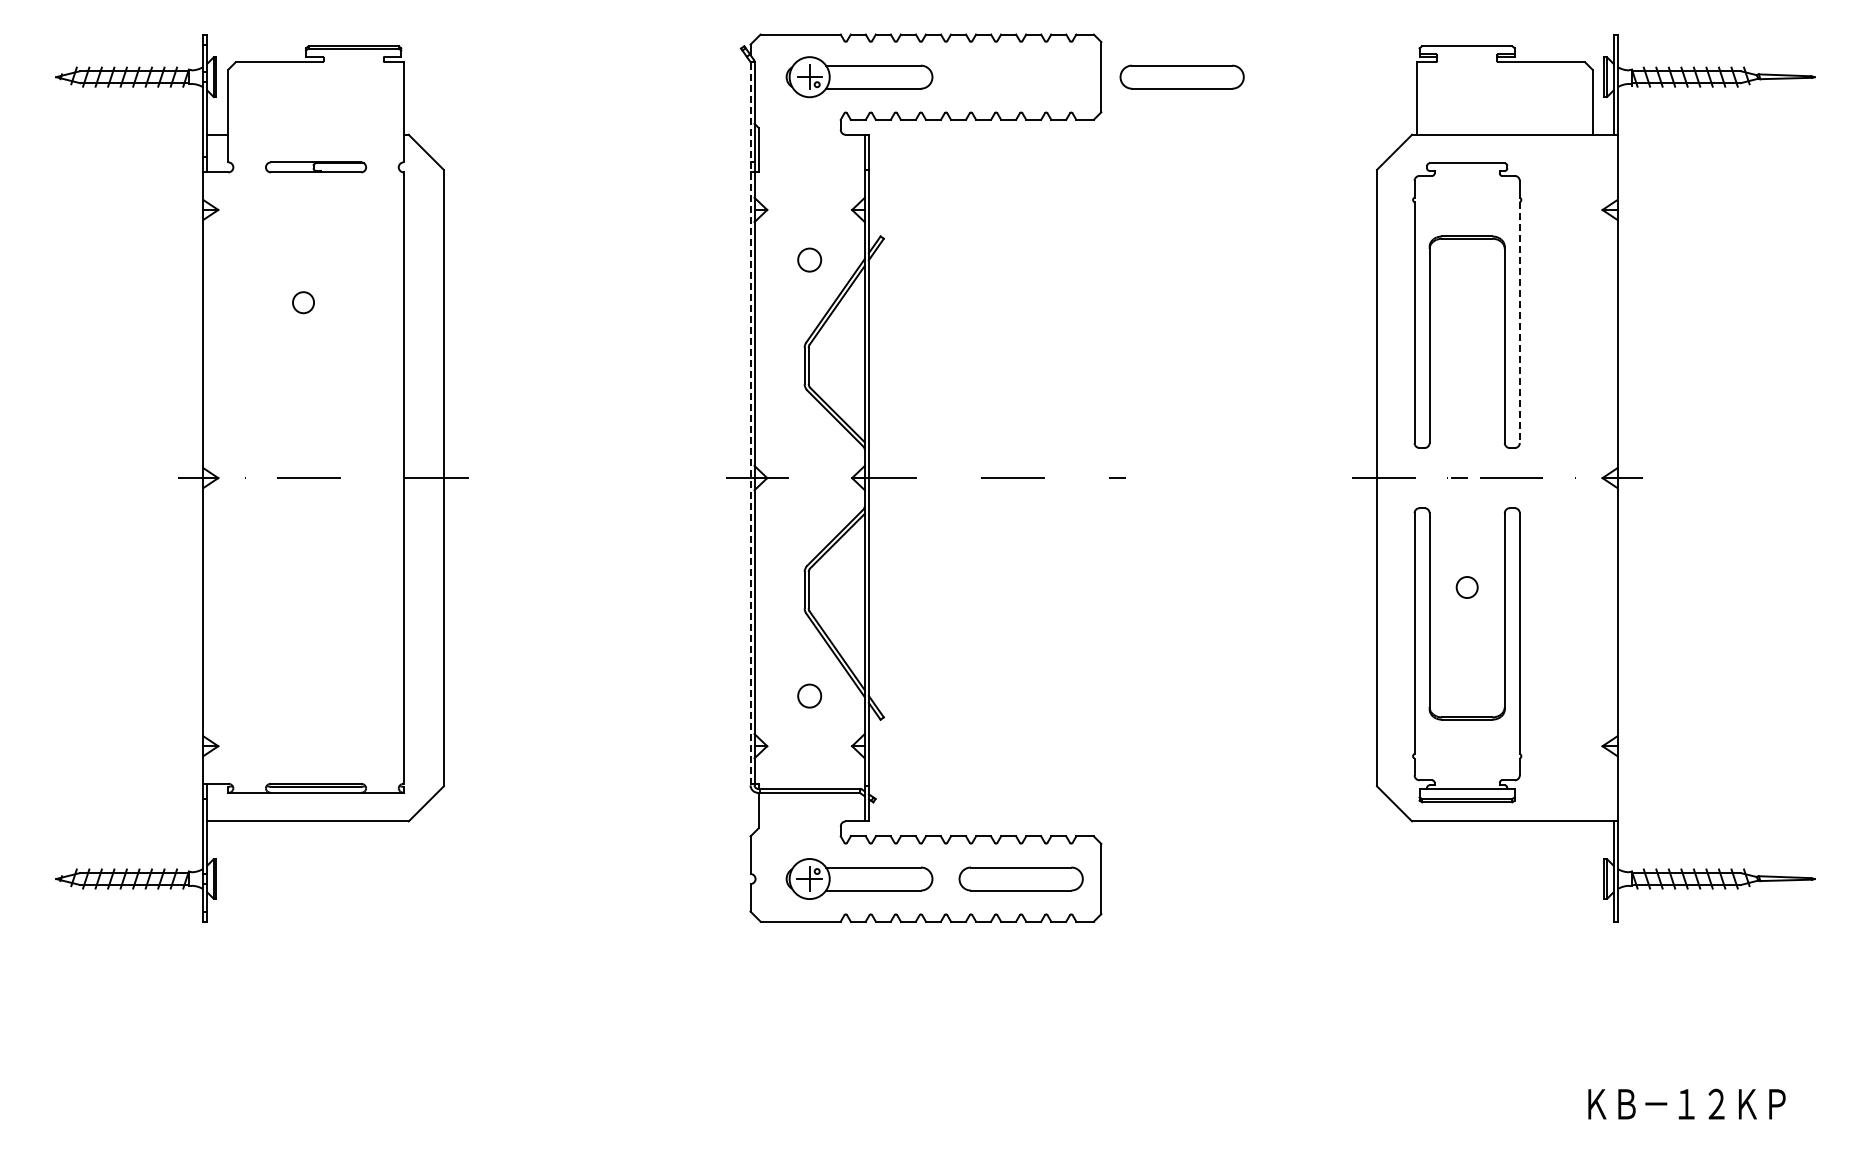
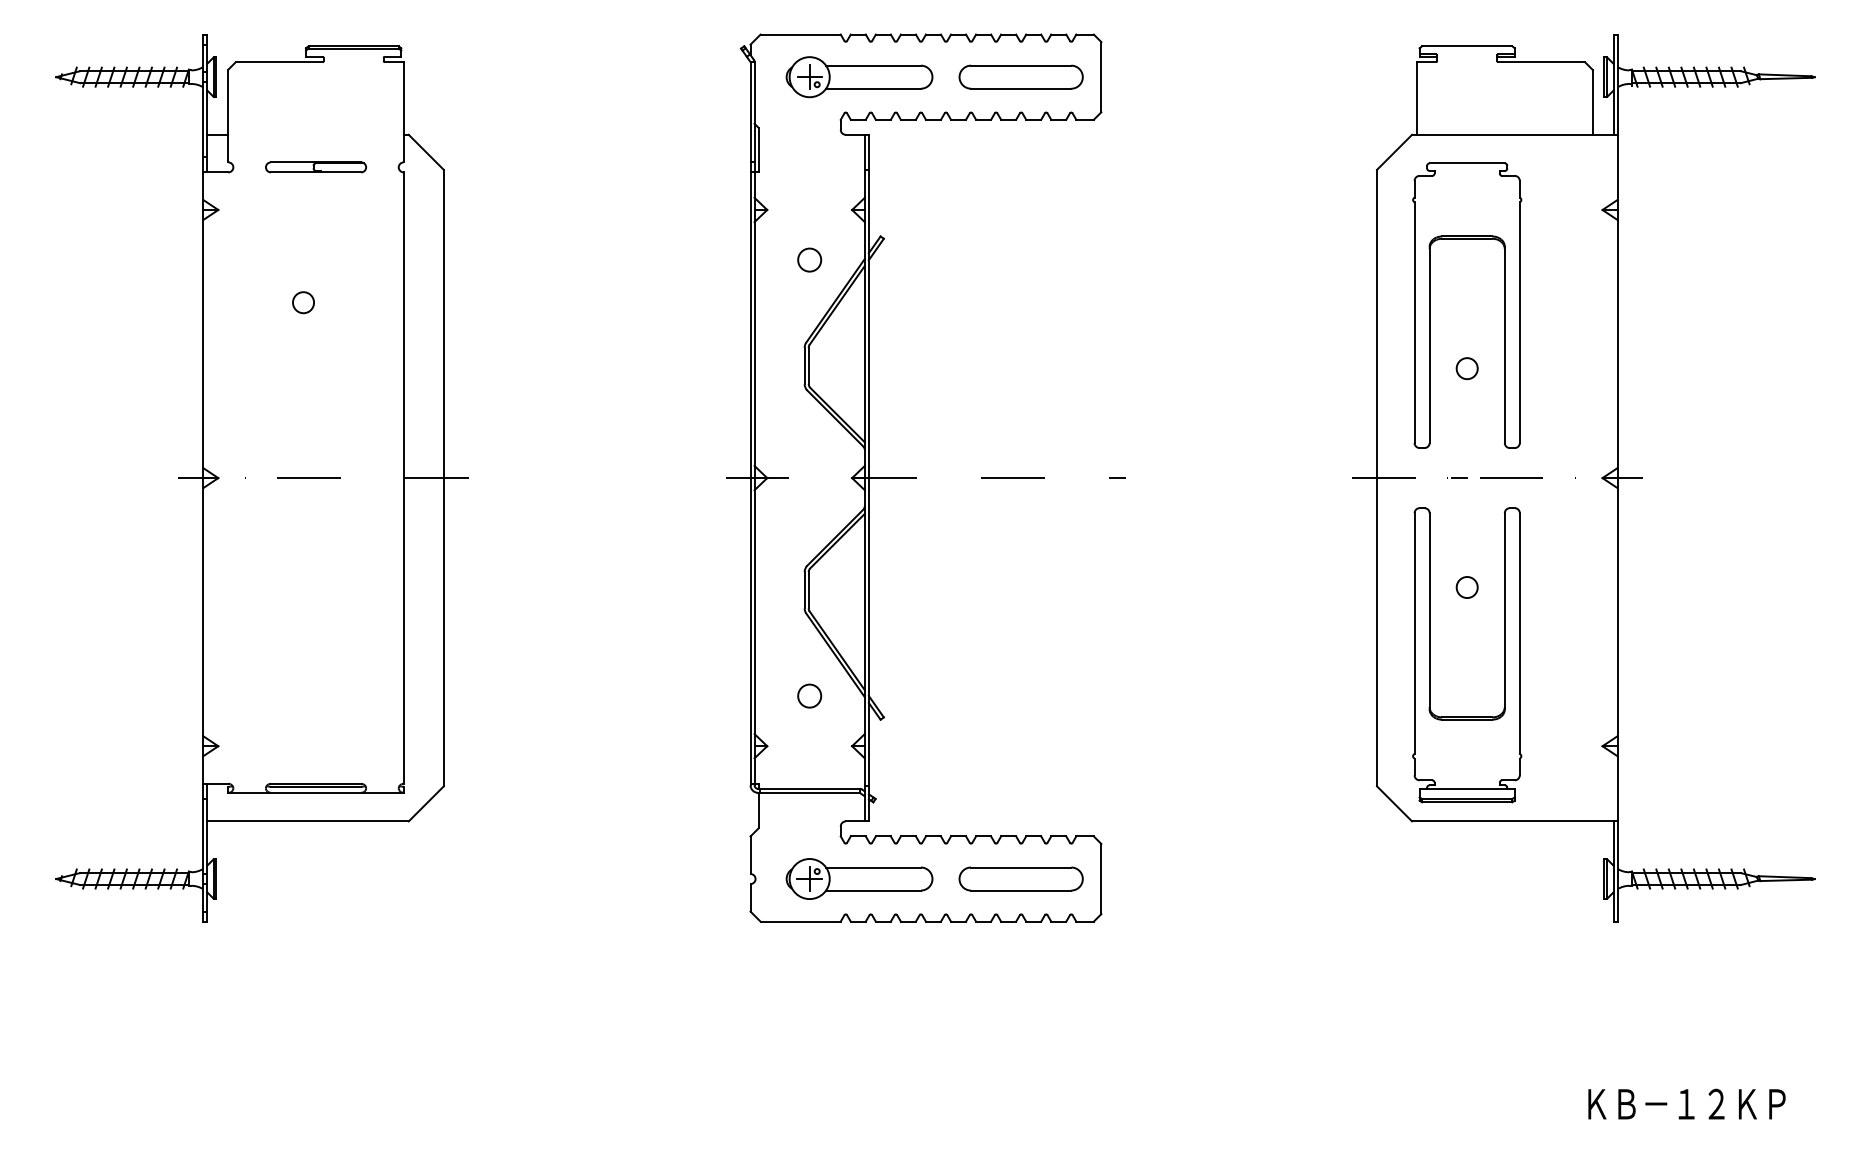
part position: (1181, 76) -> (1020, 76) (1020, 76)
line: dashed -> solid (1519, 323)
circle: none -> present (1466, 368)
line: dashed -> solid (750, 423)
